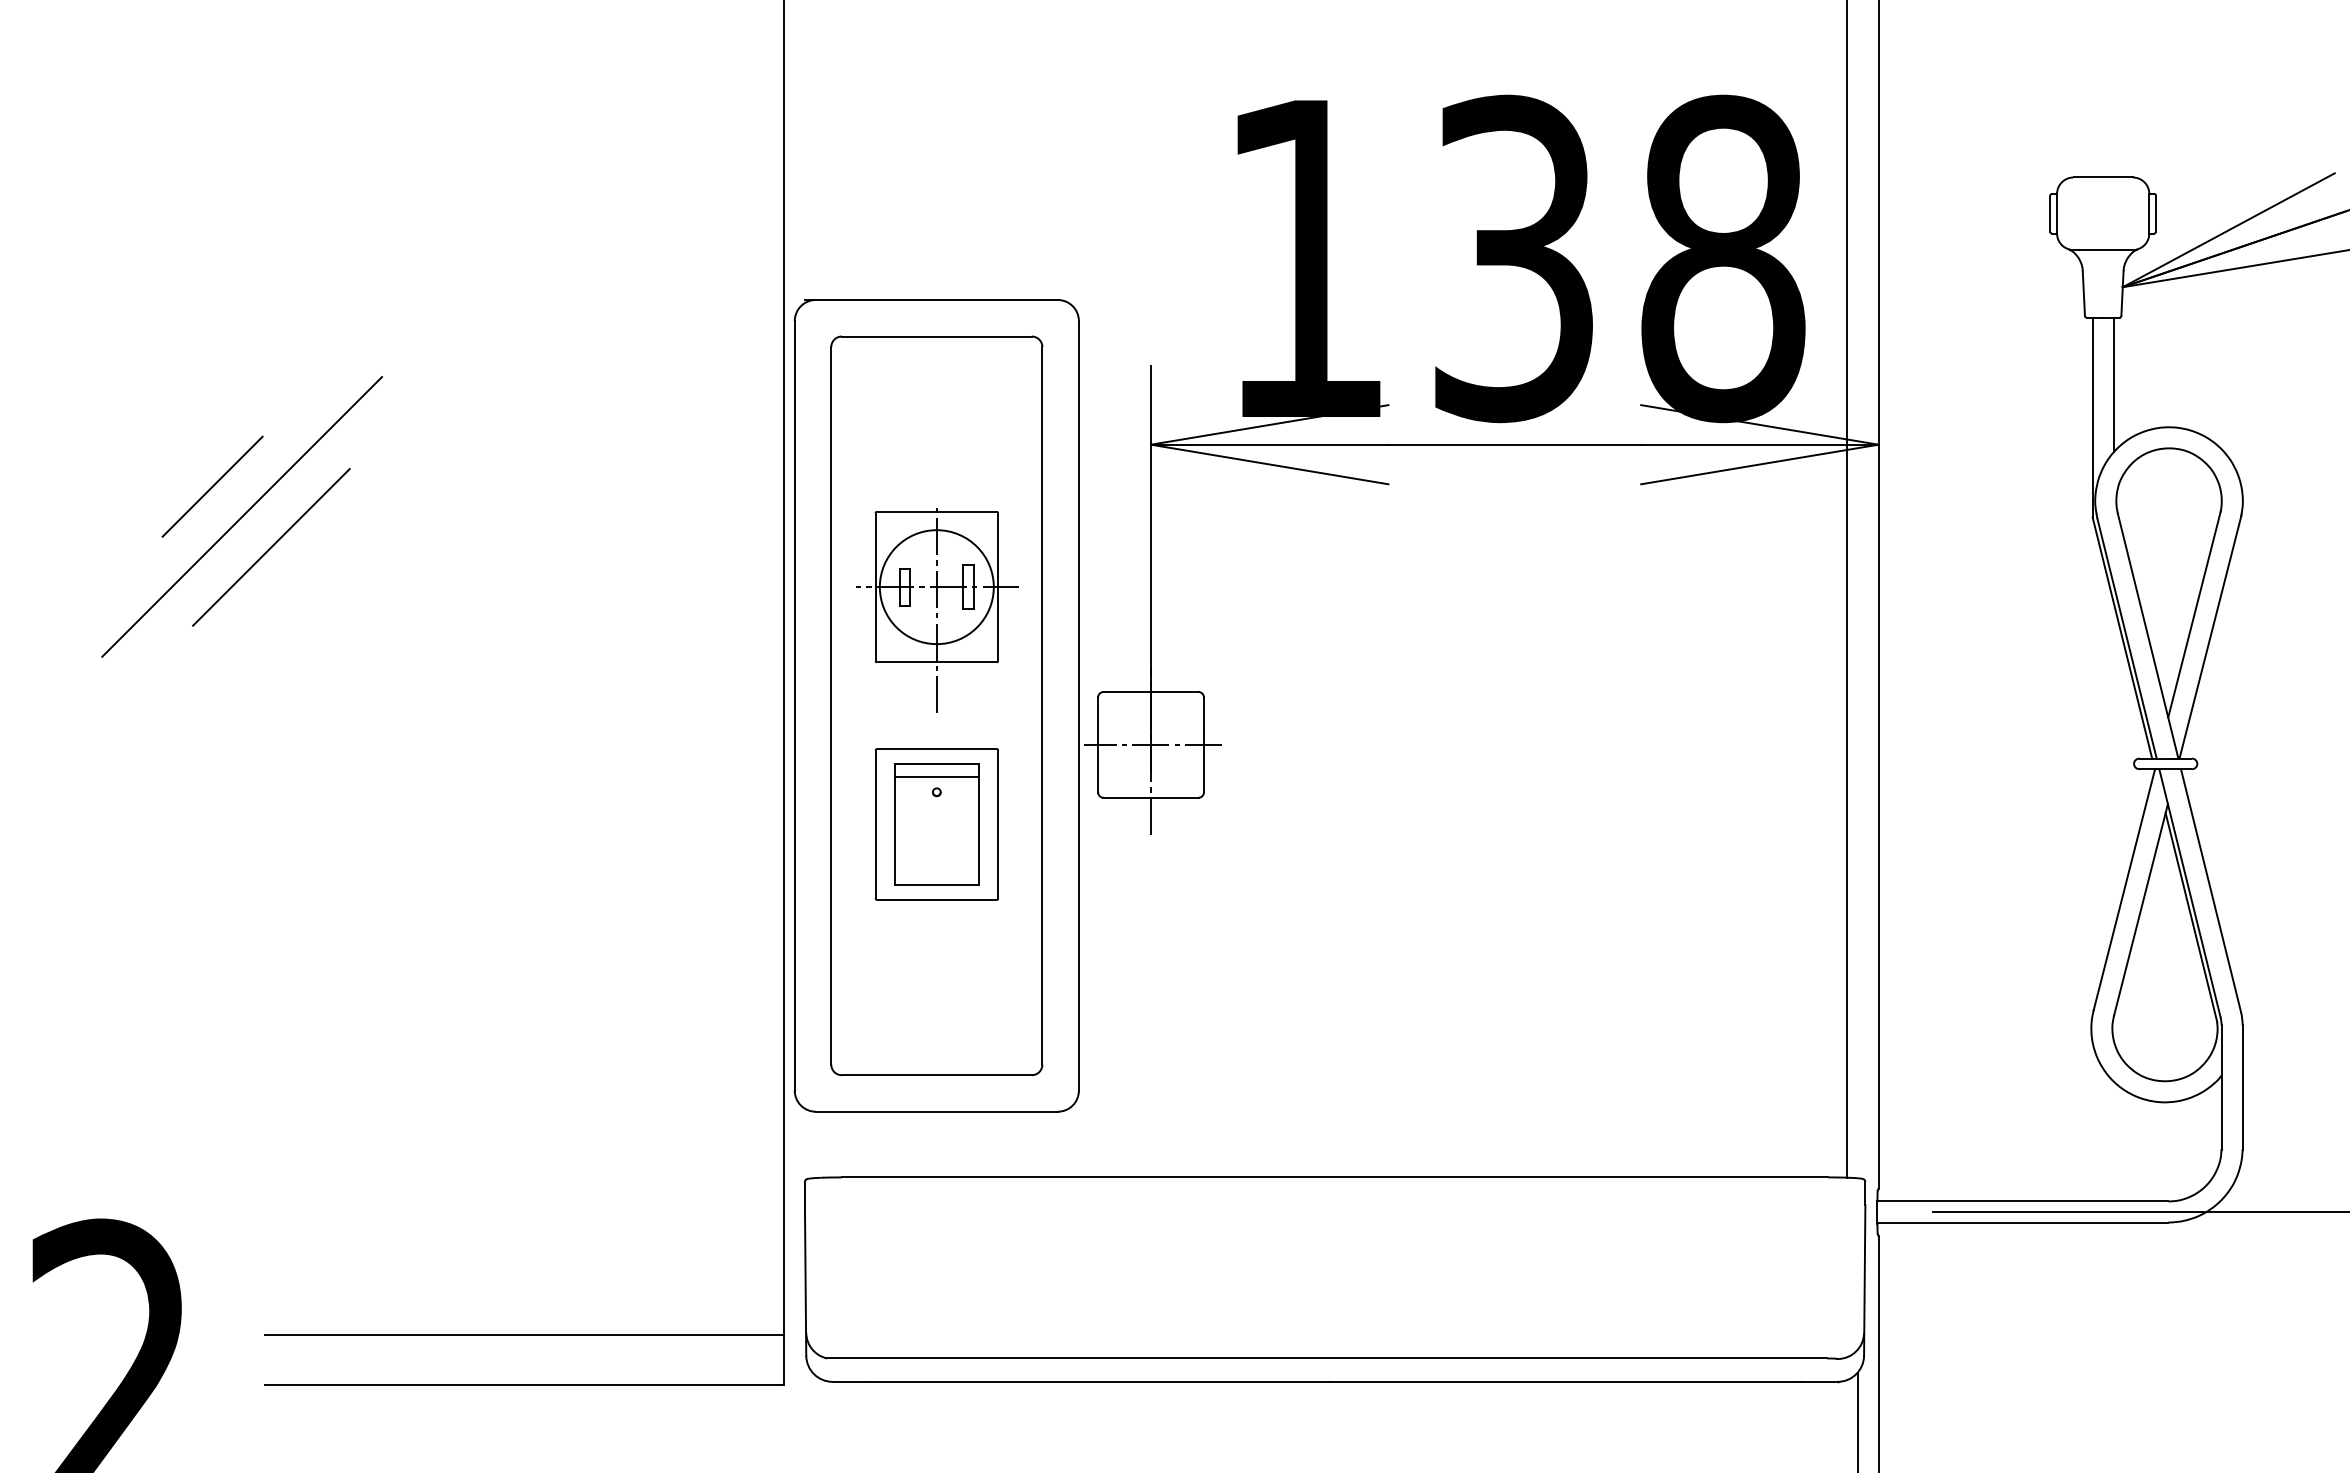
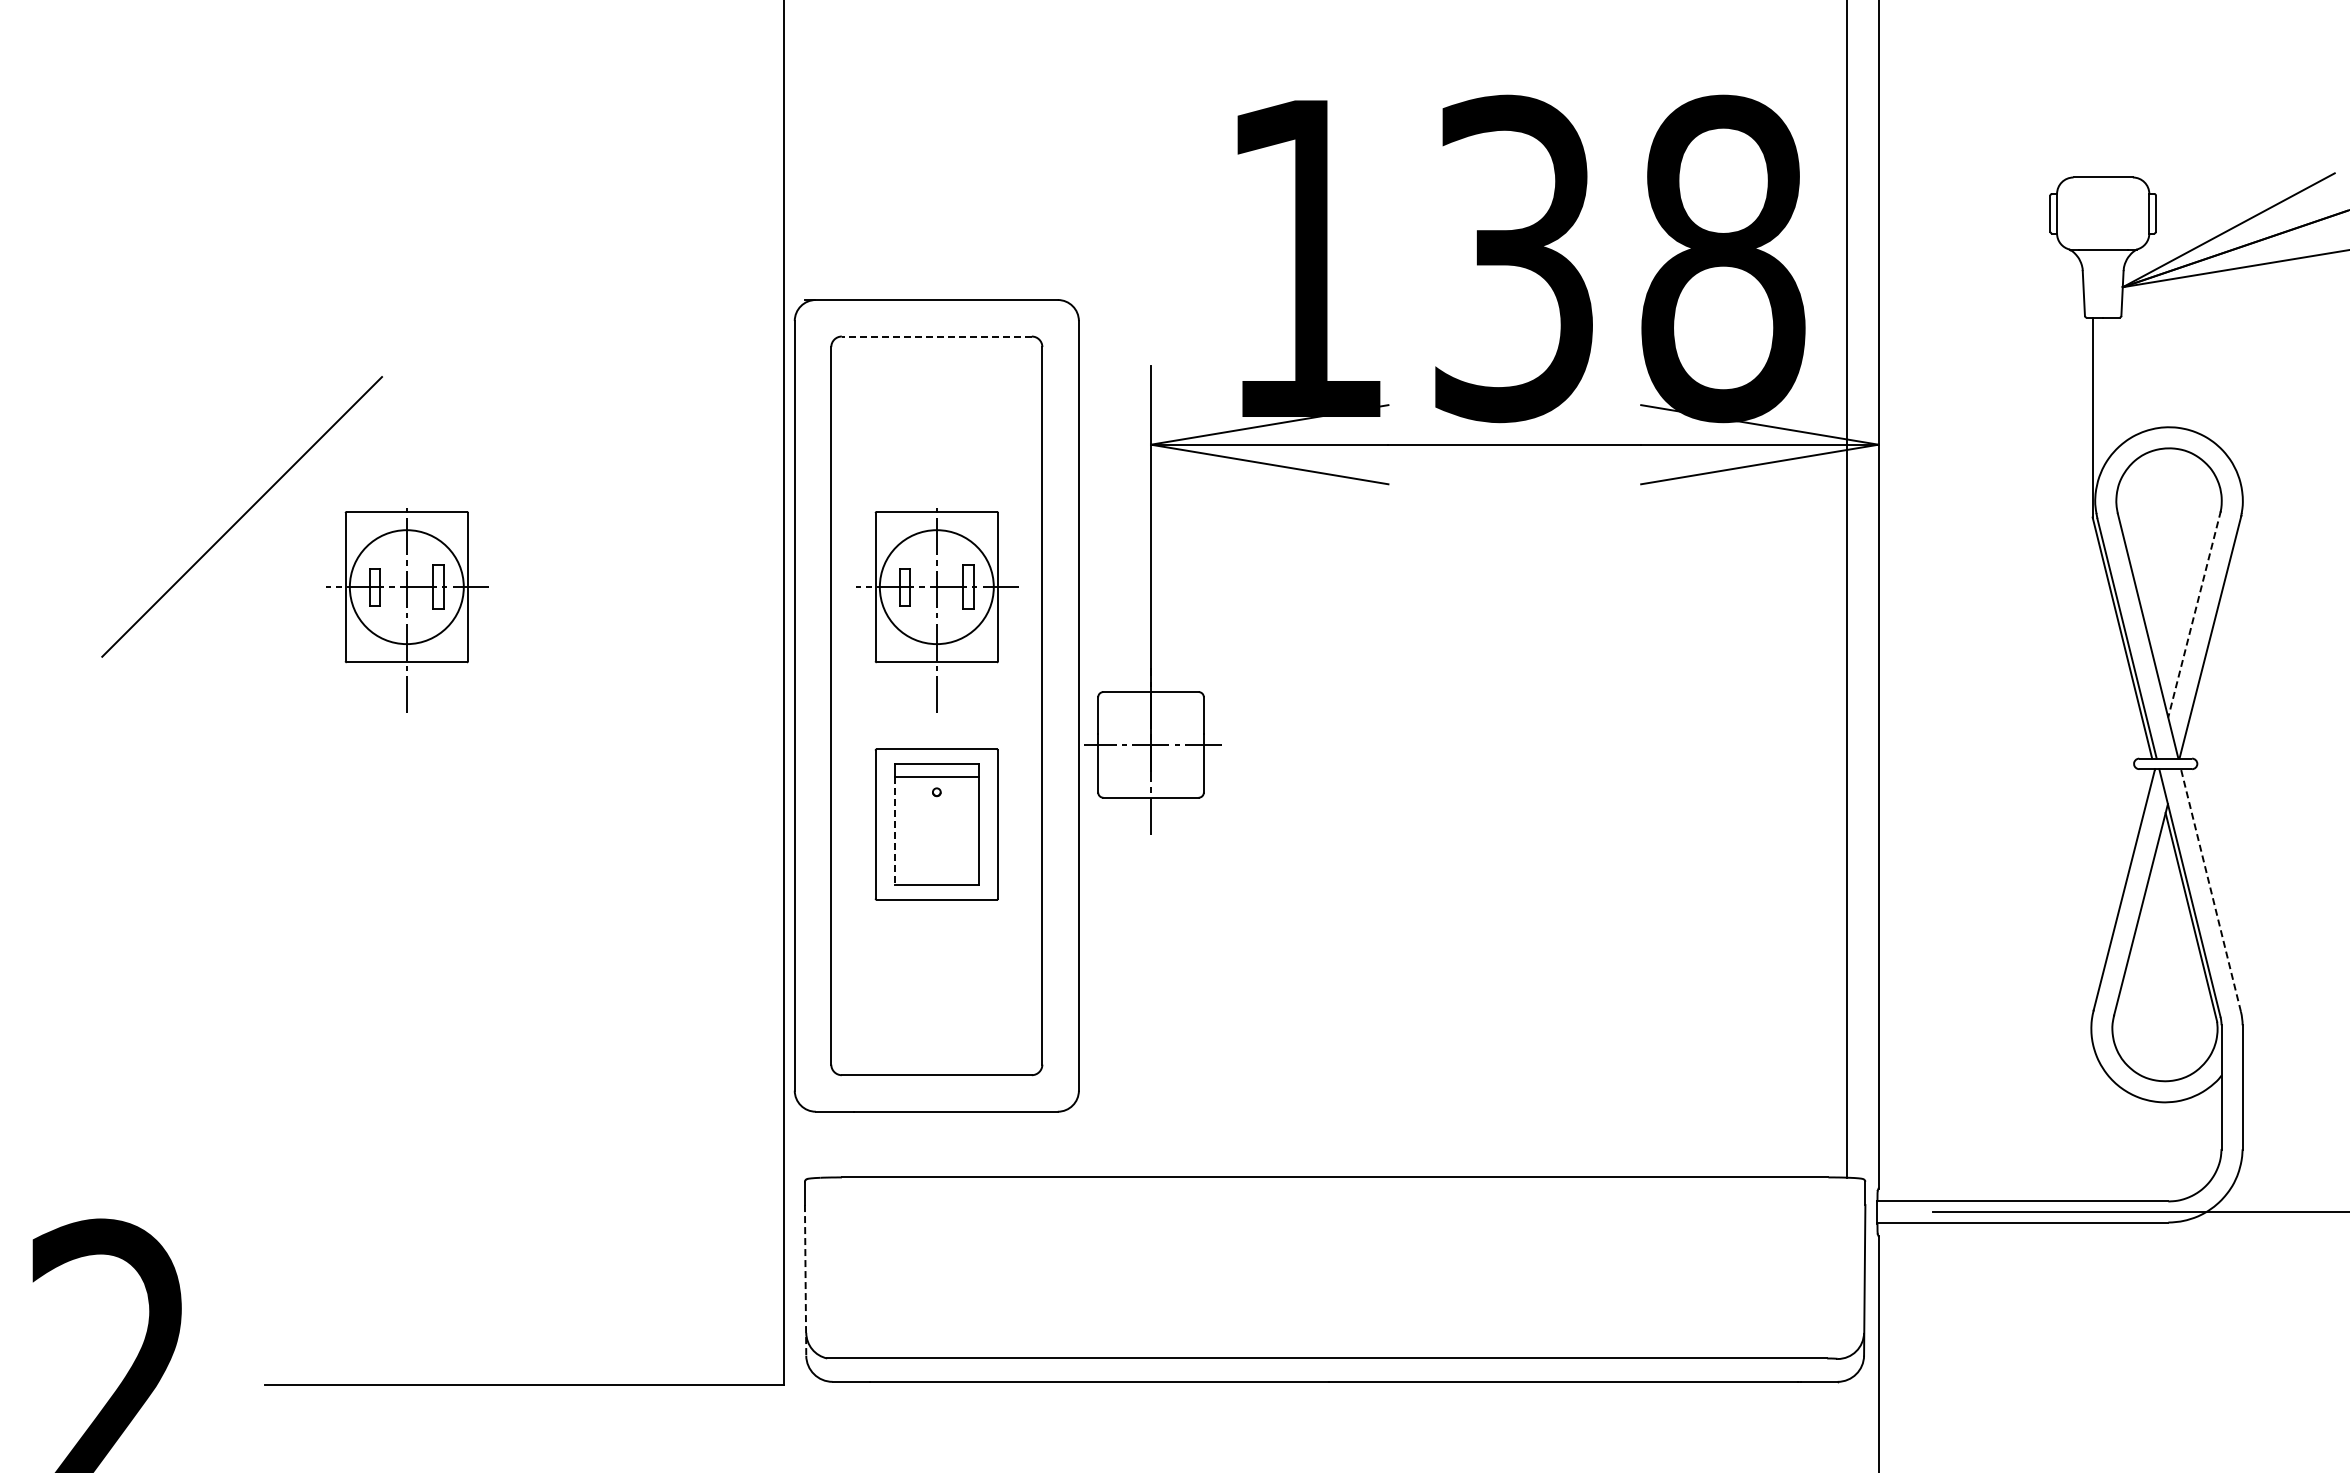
line: solid -> dashed (936, 336)
line: present -> none (2113, 384)
line: present -> none (212, 486)
line: present -> none (271, 547)
part: none -> present (407, 610)
line: solid -> dashed (2194, 614)
line: solid -> dashed (894, 831)
line: solid -> dashed (2210, 890)
line: solid -> dashed (805, 1280)
line: present -> none (523, 1334)
line: present -> none (1857, 1420)
